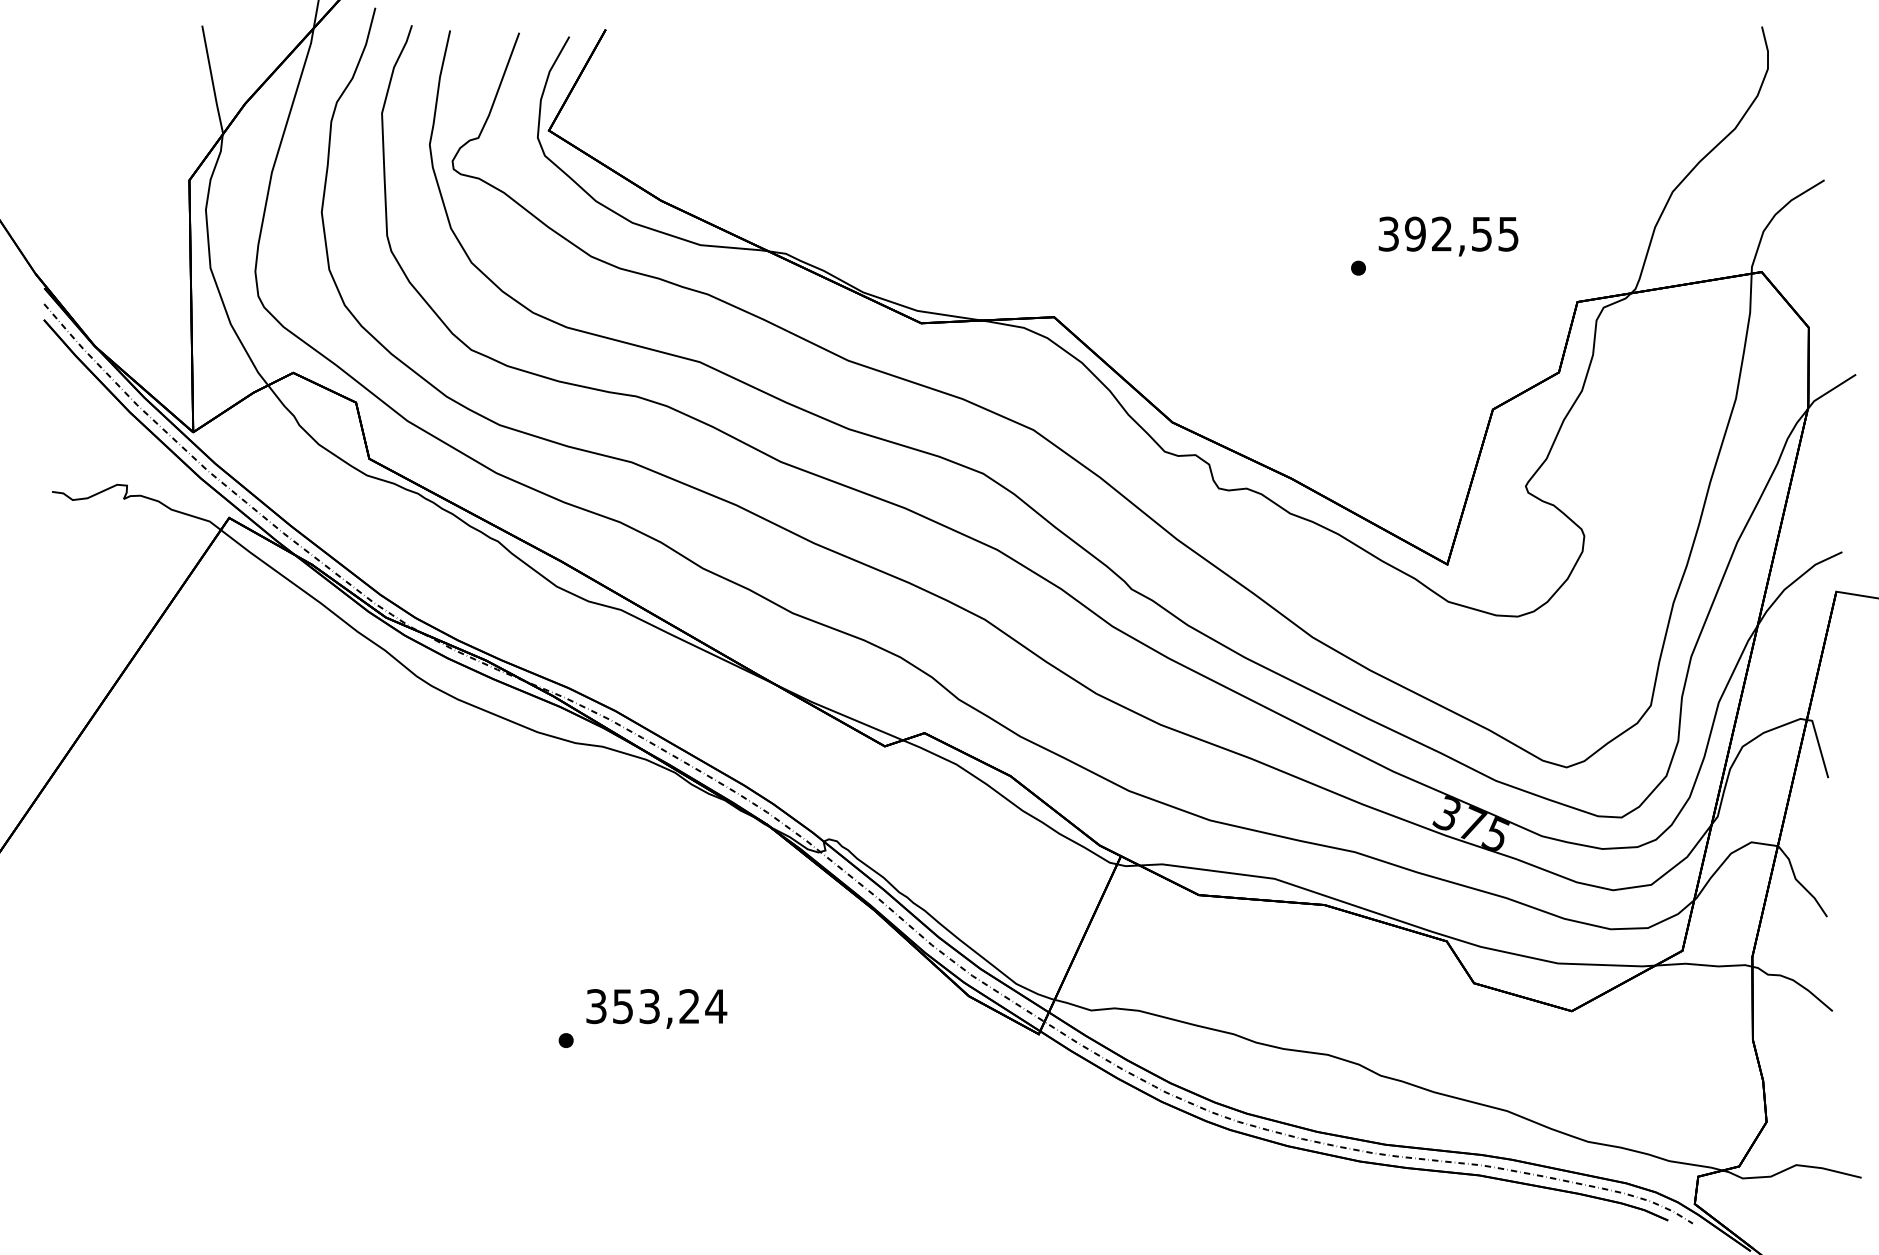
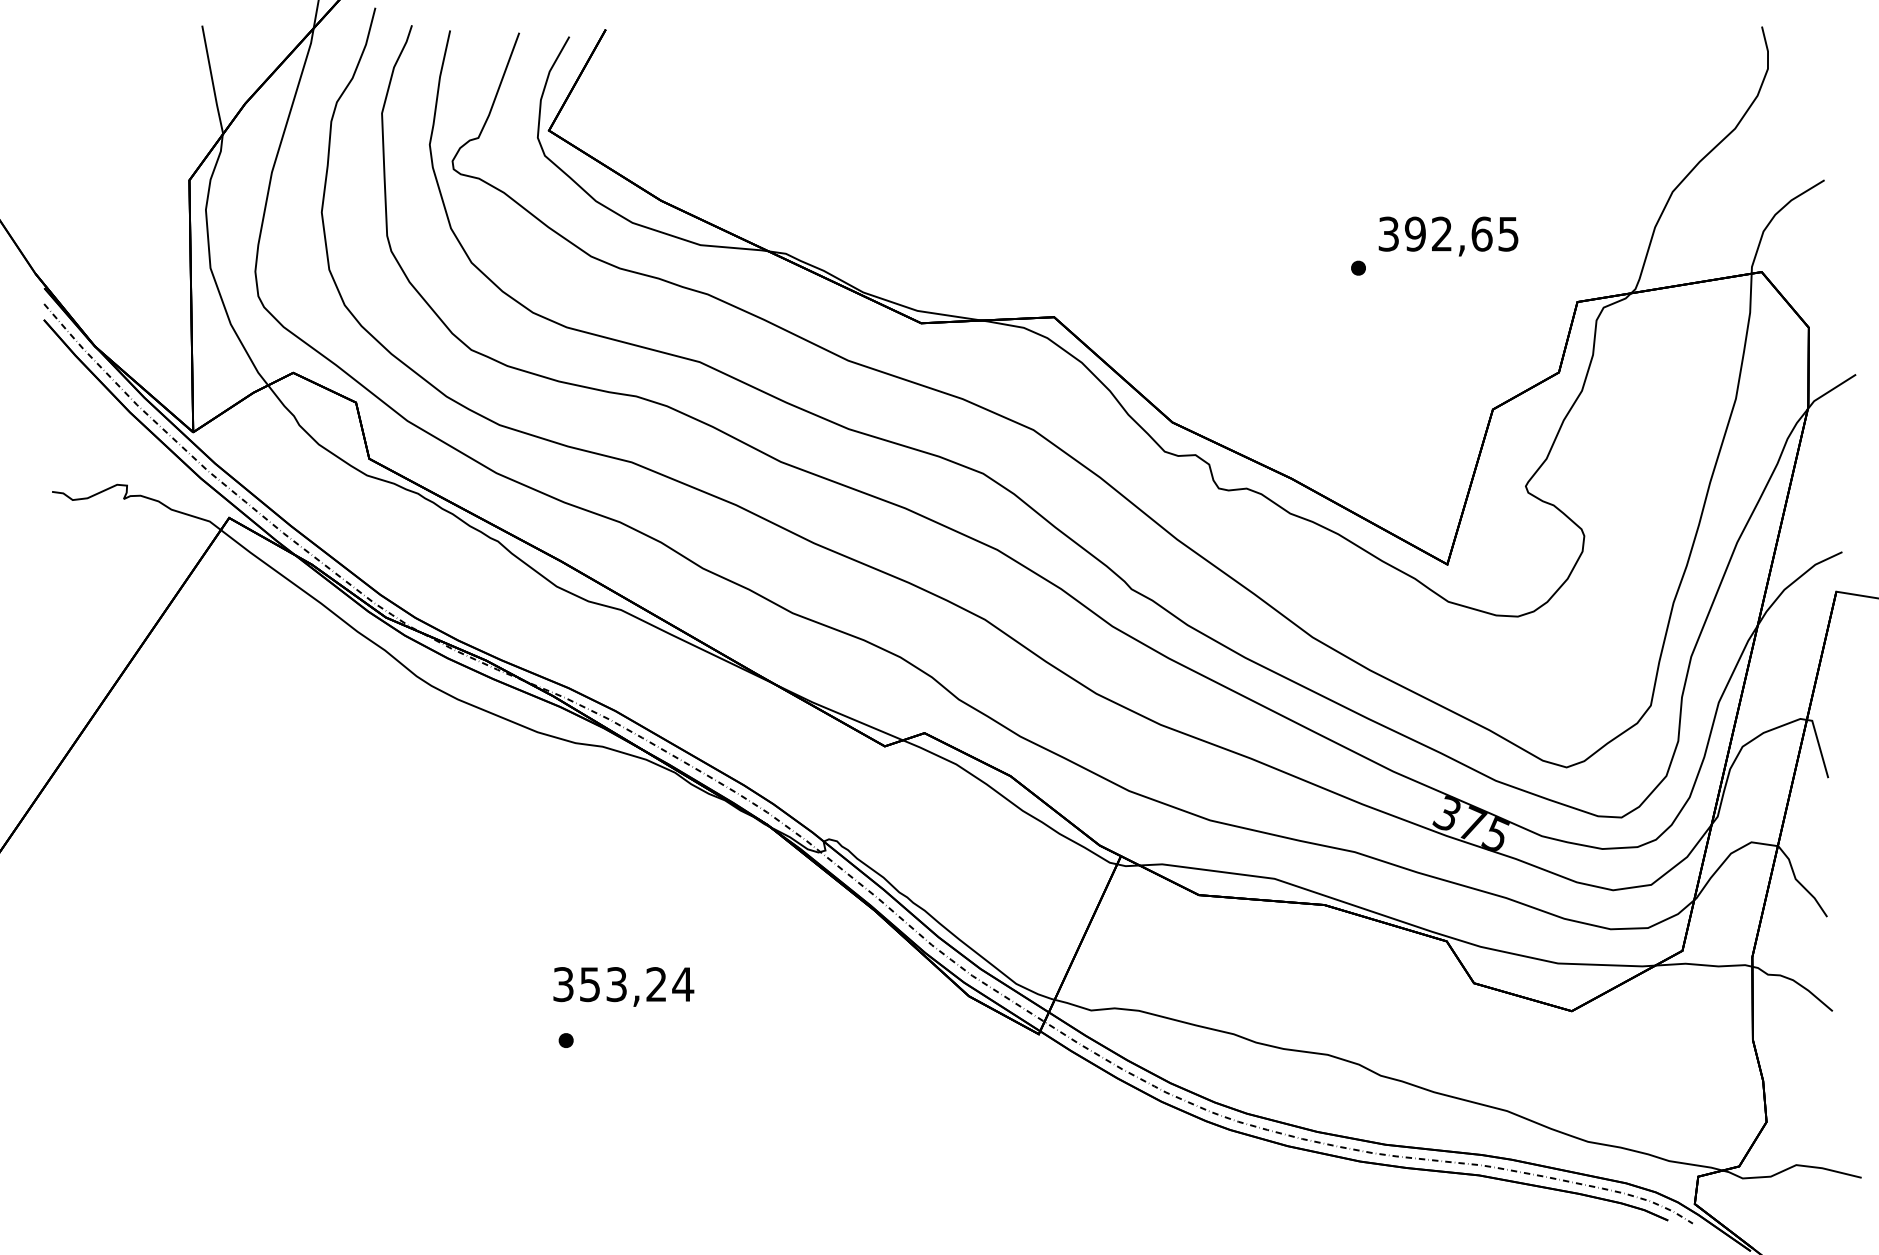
text: 392,55 -> 392,65 (1481, 233)
text position: (656, 1008) -> (623, 986) (623, 986)
